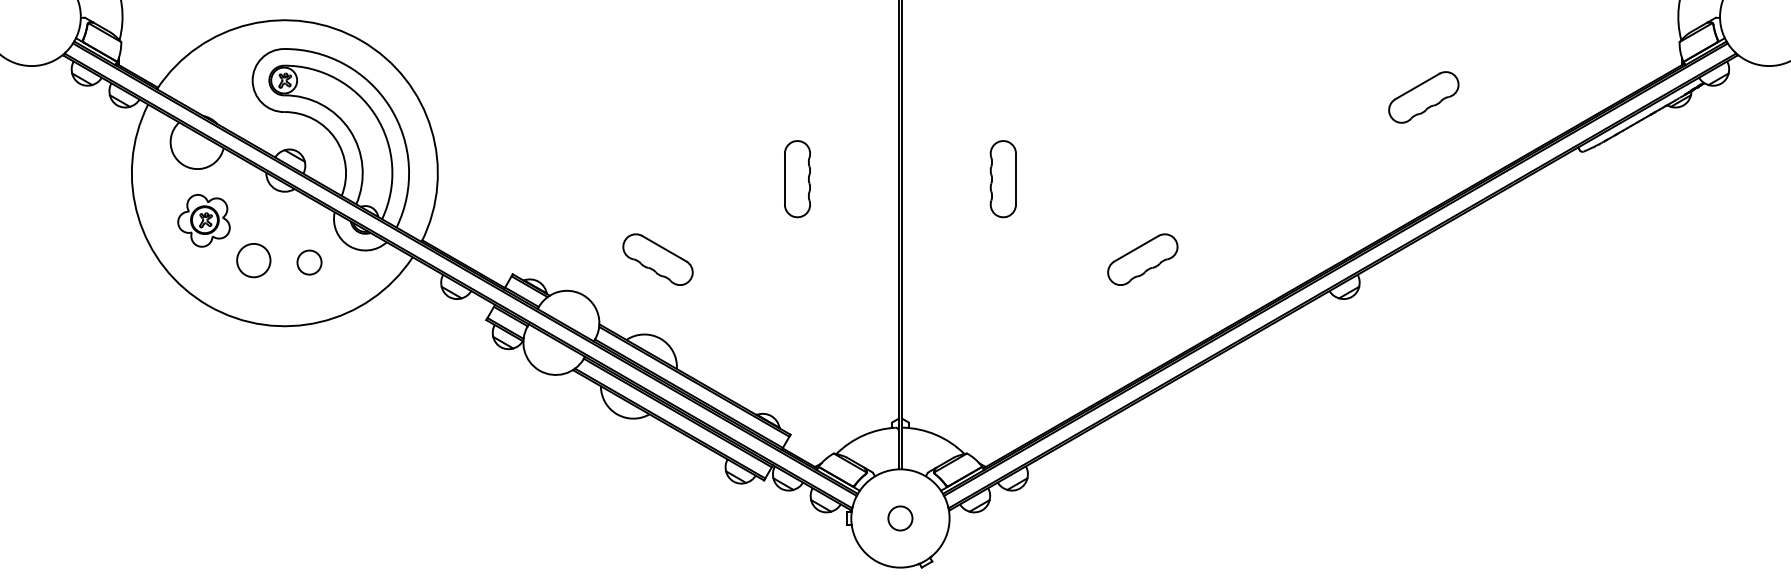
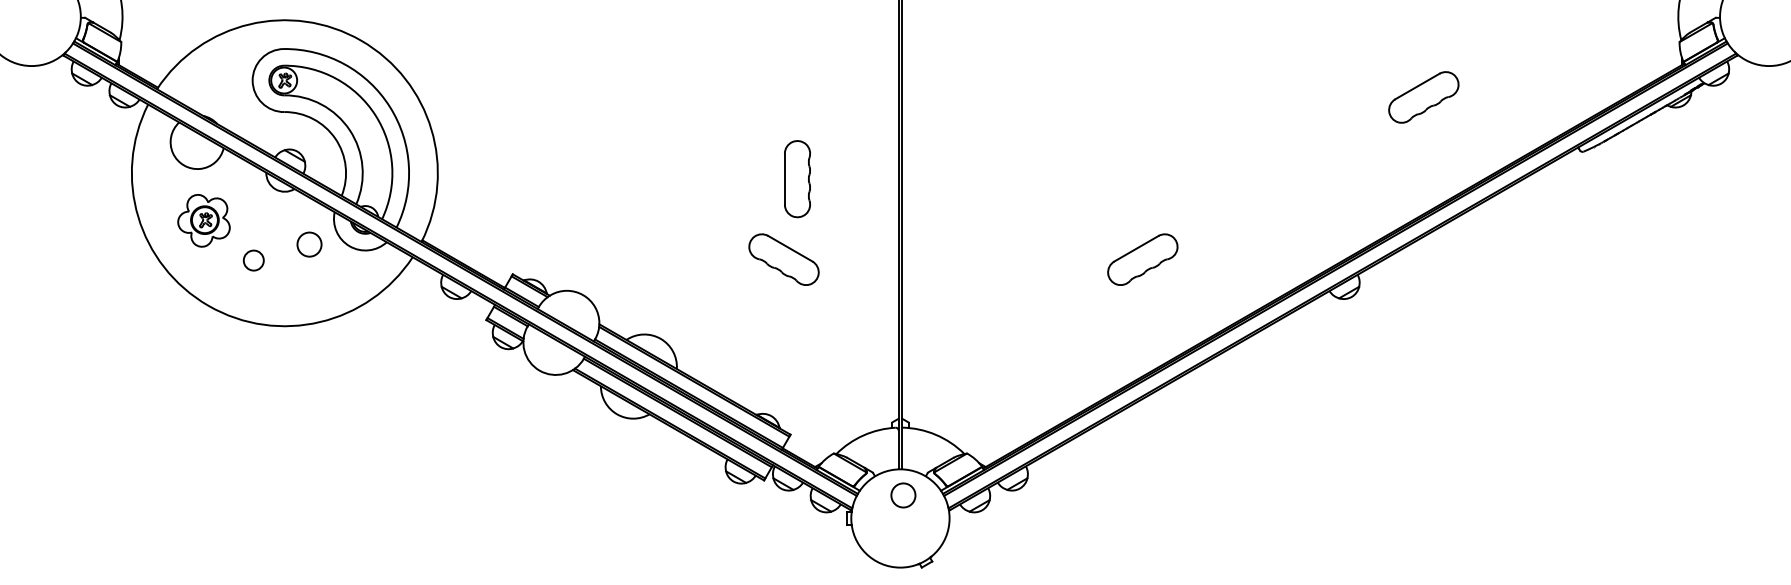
part: present -> none (1002, 179)
part position: (657, 259) -> (783, 259) (783, 259)
circle diameter: 33 px -> 20 px (253, 260)
circle position: (309, 262) -> (309, 244) (309, 244)
circle position: (900, 518) -> (903, 495) (903, 495)
